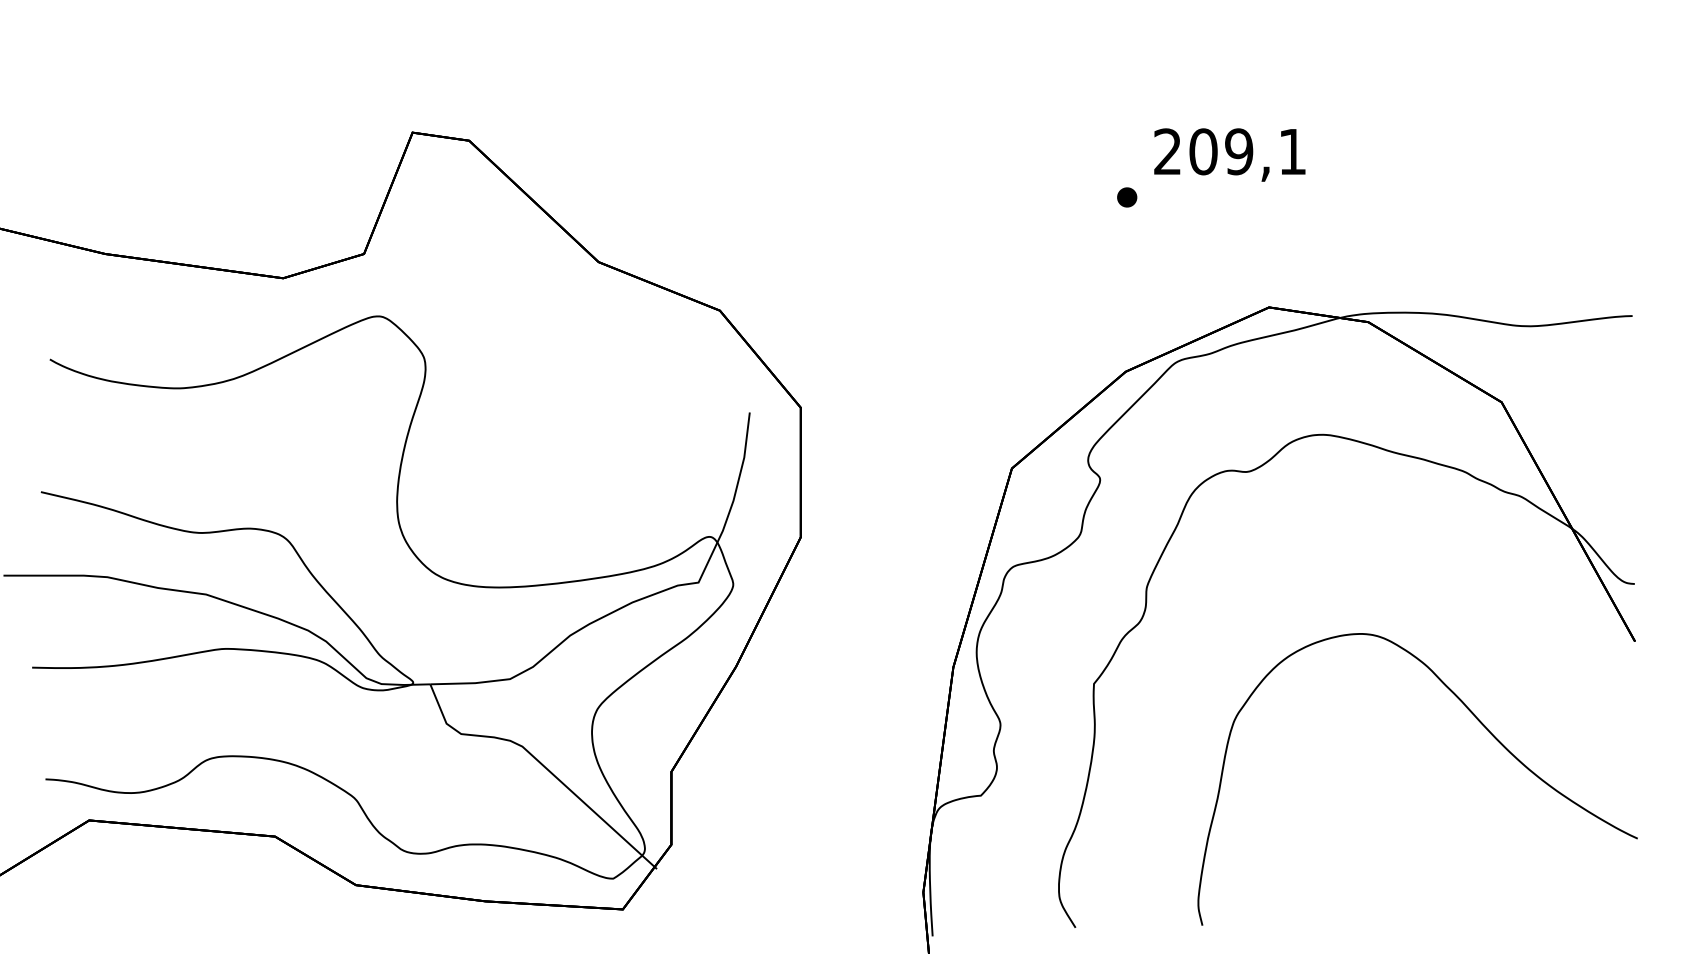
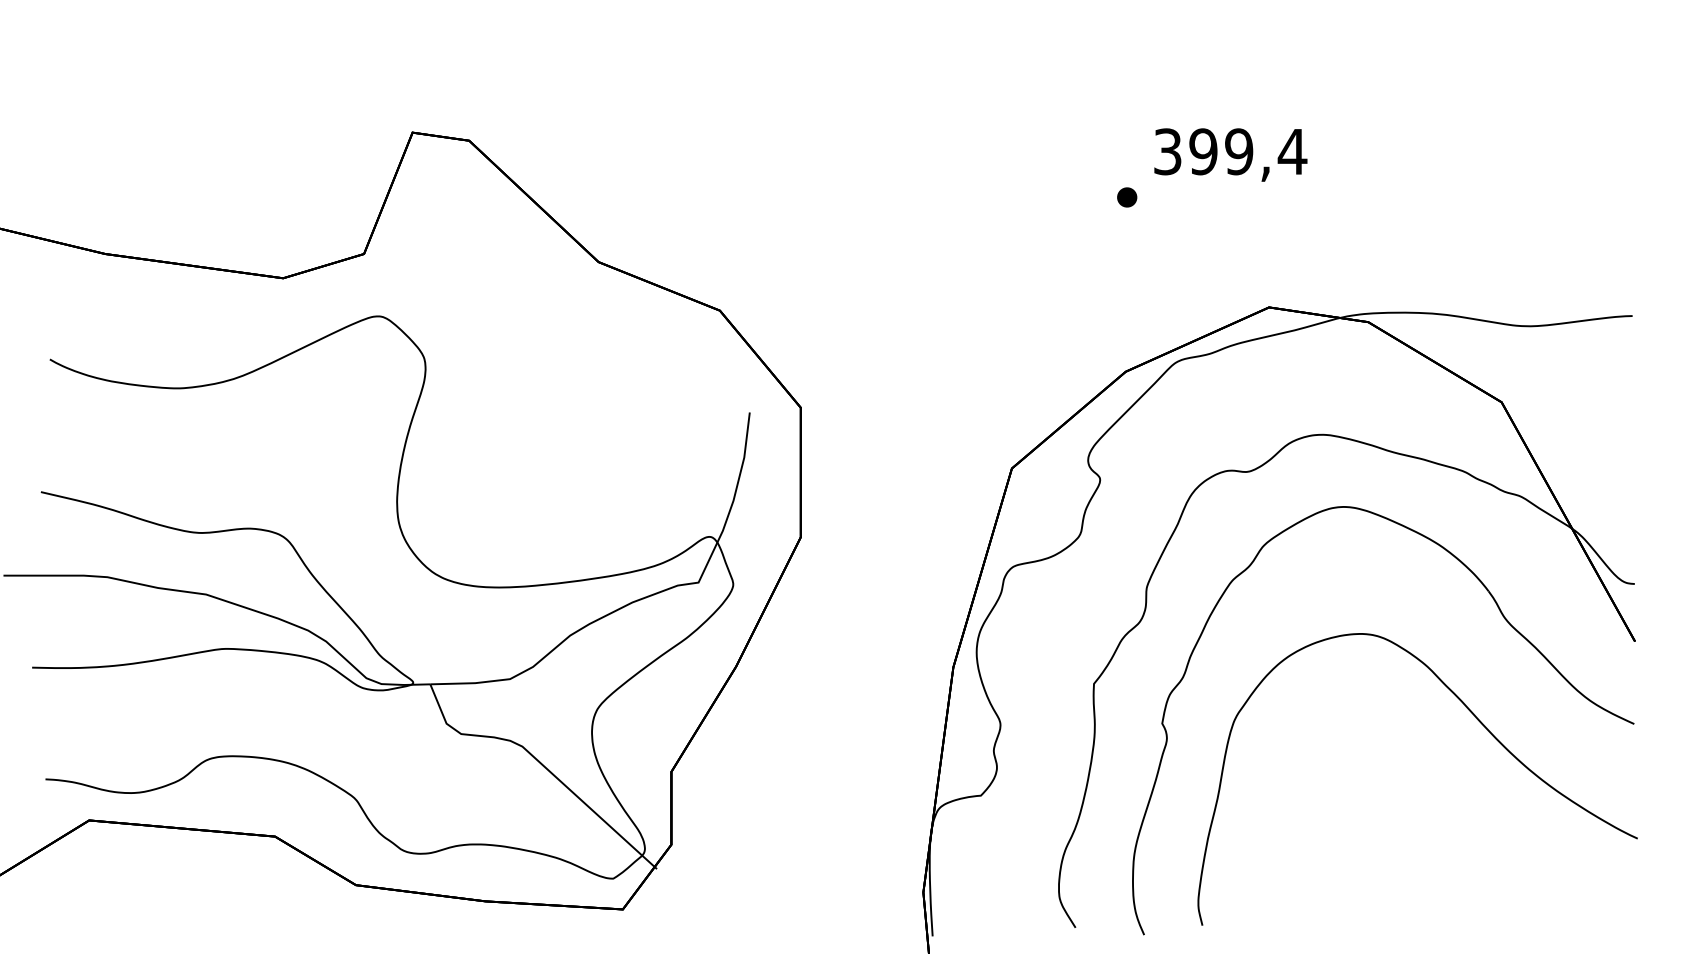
text: 209,1 -> 399,4 (1230, 151)
part: none -> present (1504, 619)
